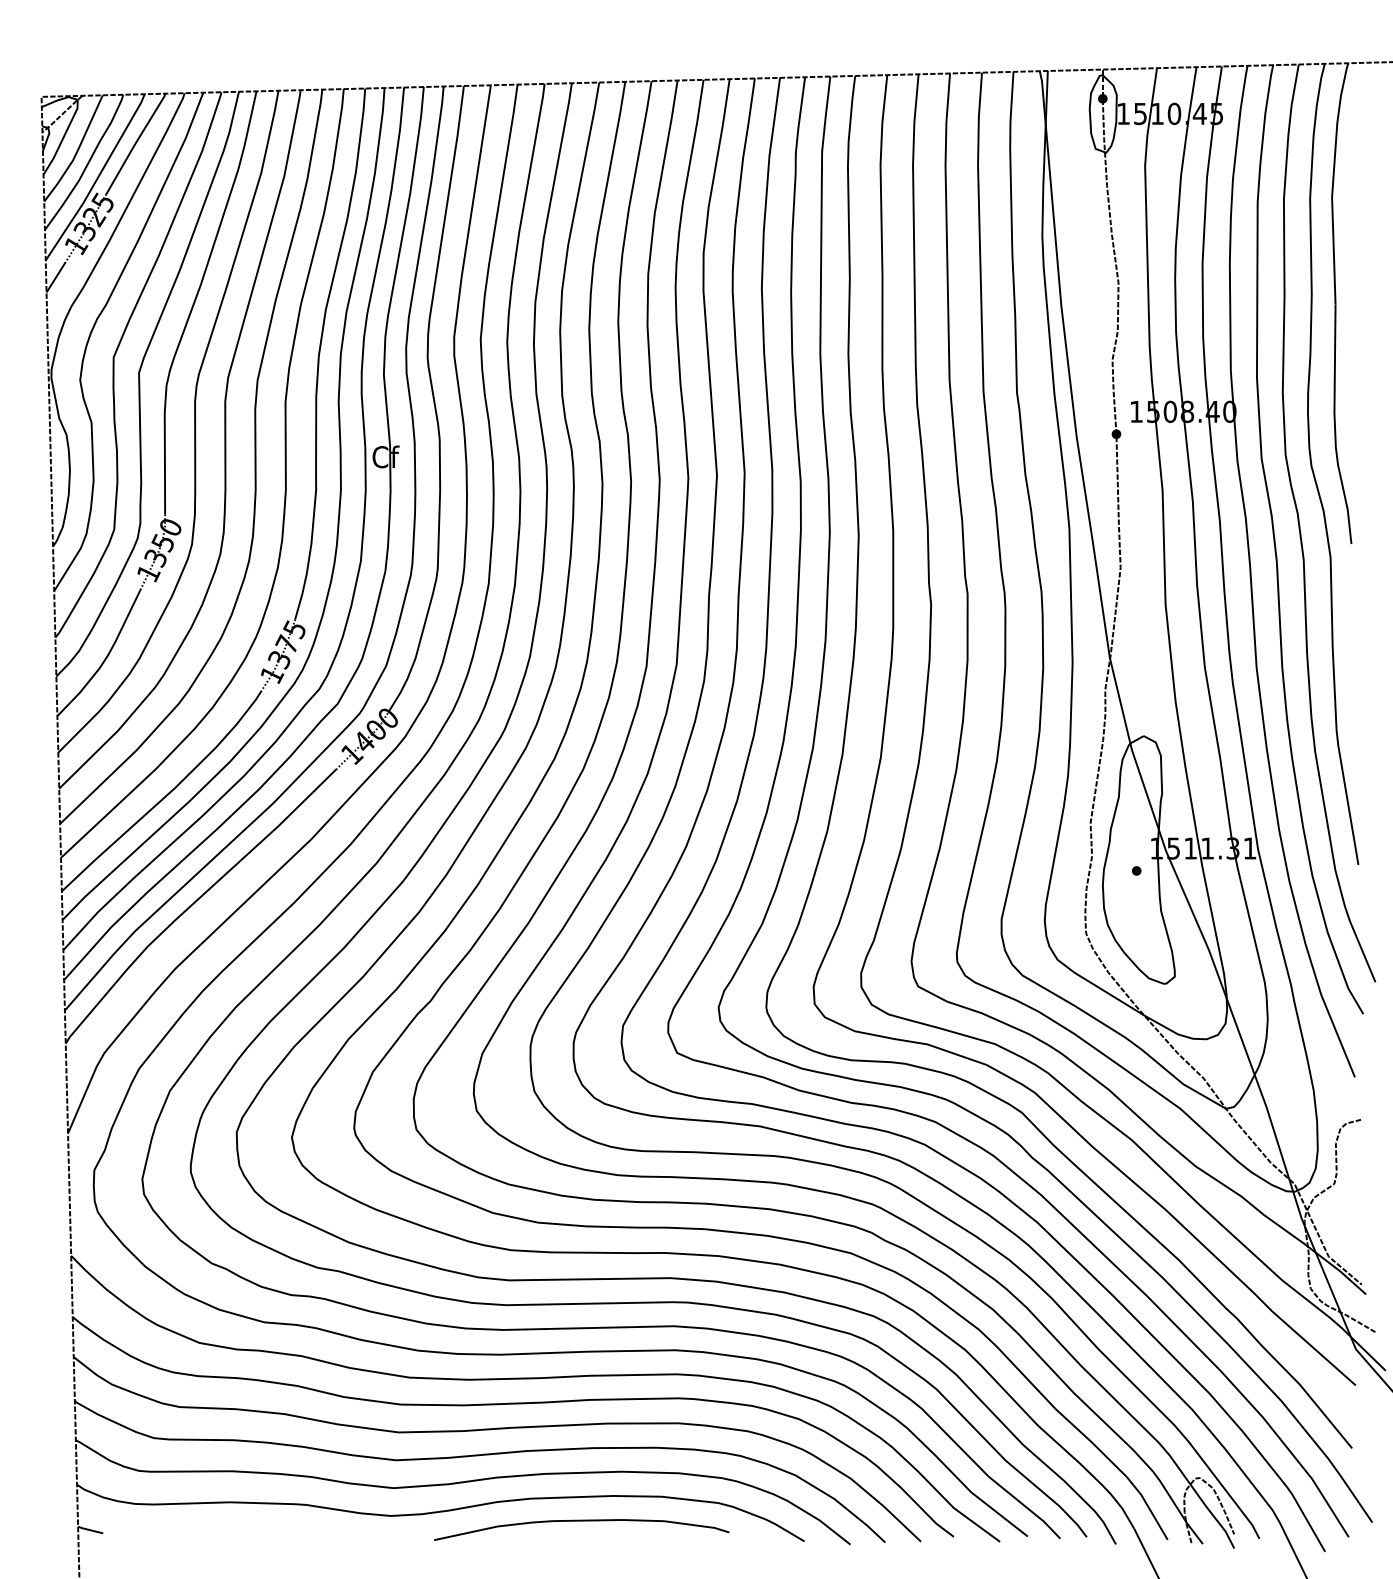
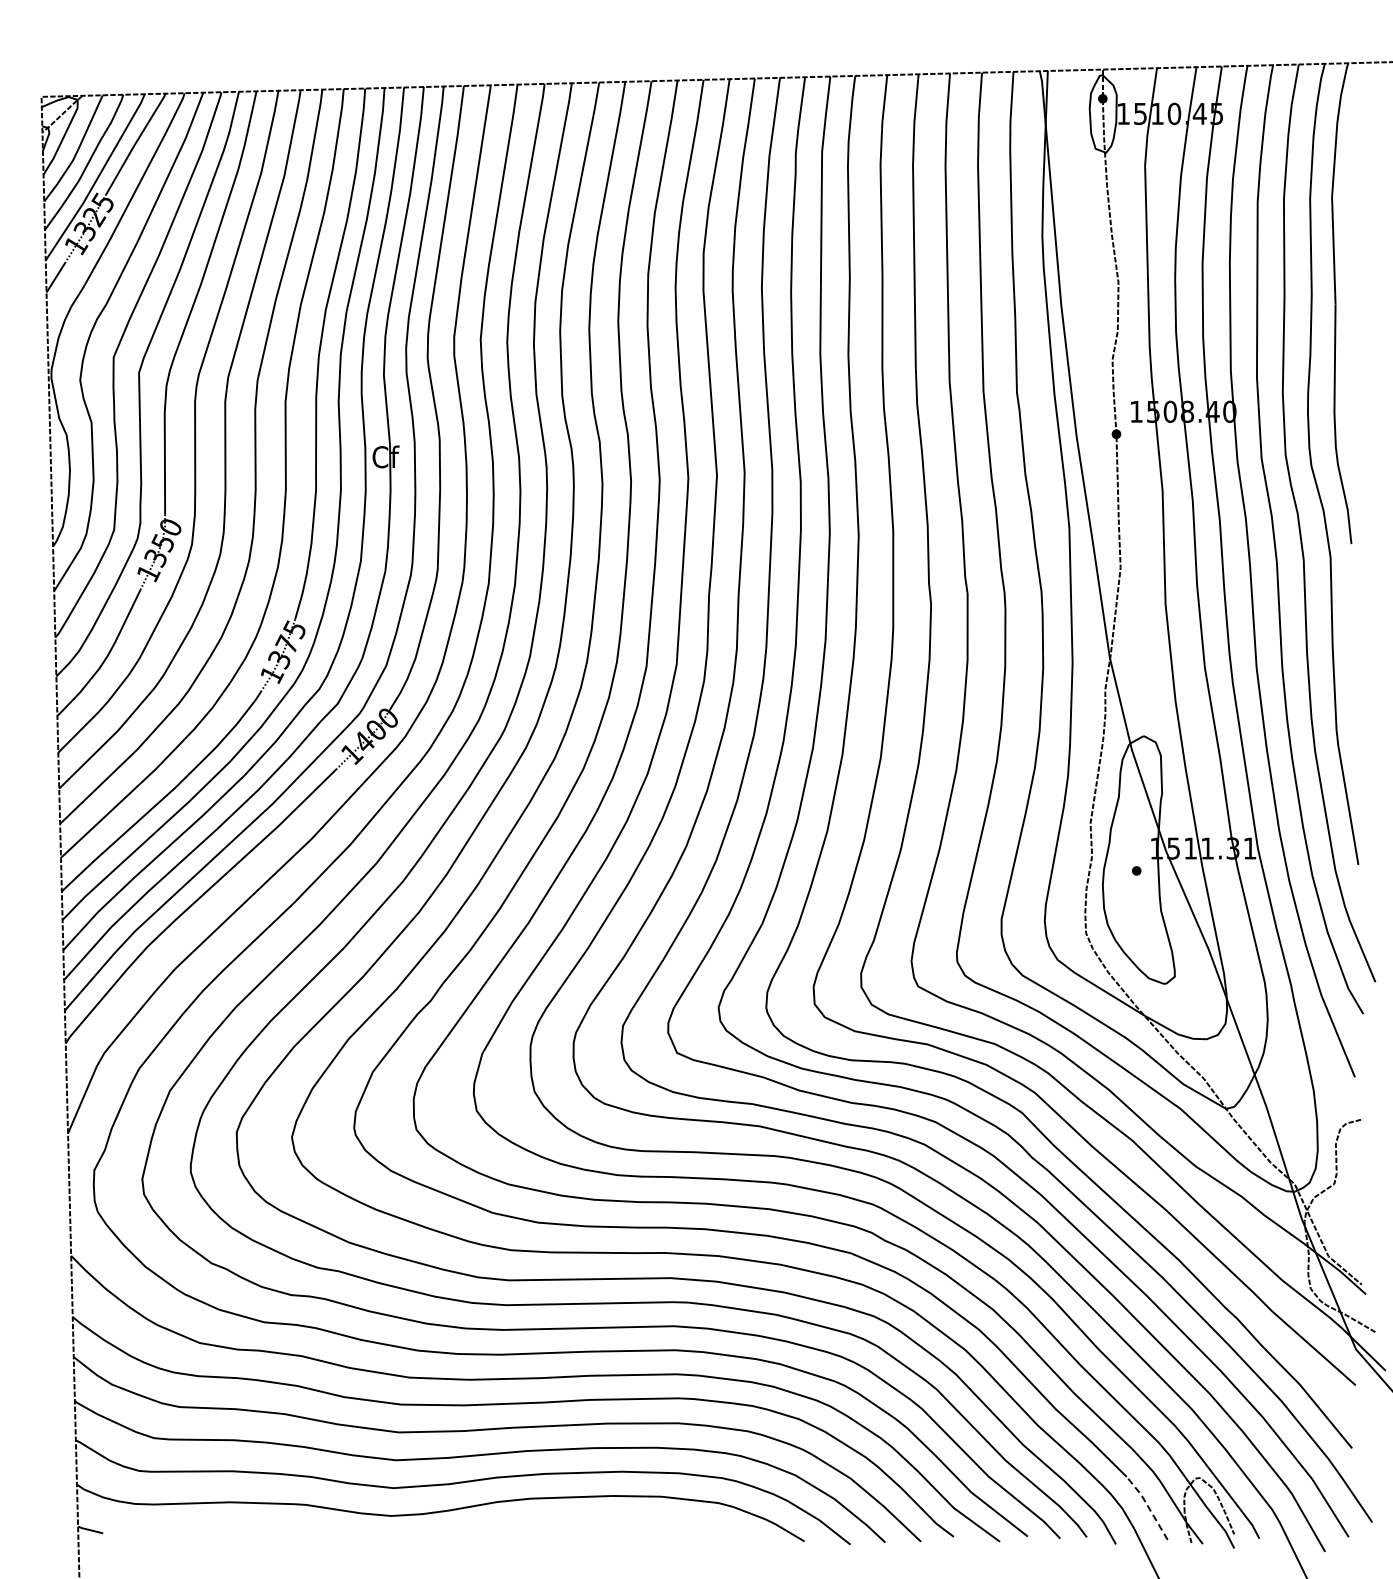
line: solid -> dashed (1148, 1506)
curve: present -> none (581, 1521)
